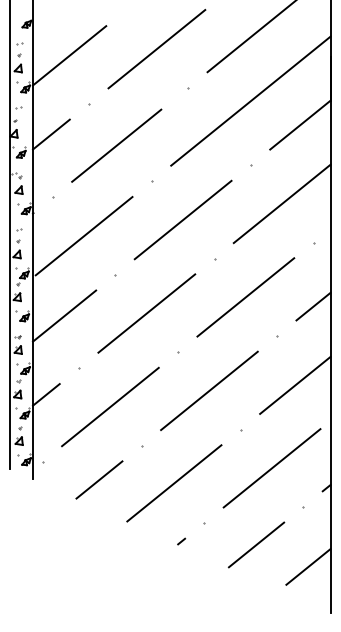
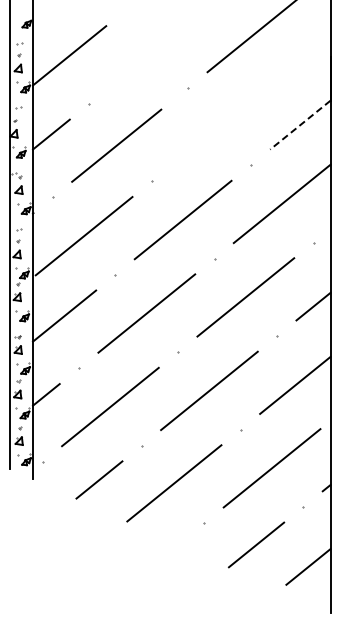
line: present -> none (156, 49)
line: present -> none (250, 100)
line: solid -> dashed (300, 125)
line: present -> none (181, 541)
